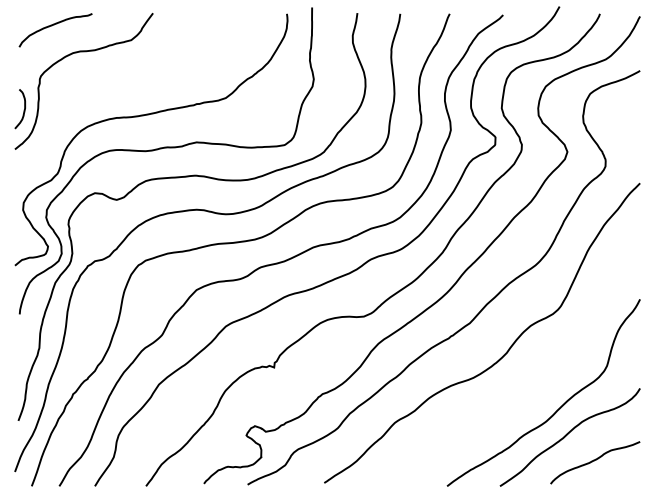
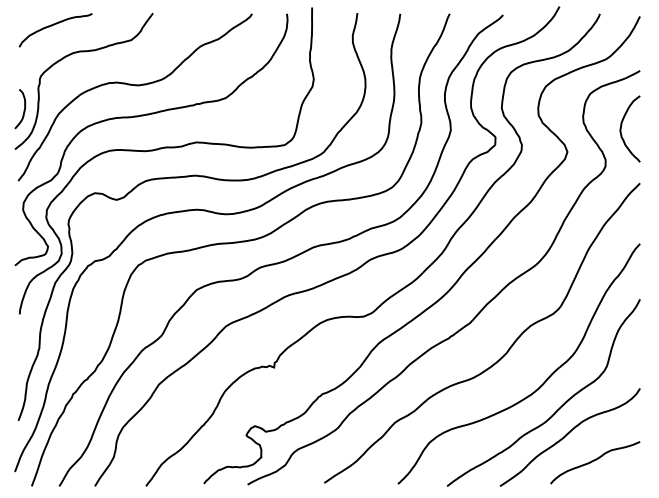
curve: none -> present (135, 86)
curve: none -> present (622, 125)
curve: none -> present (540, 385)
